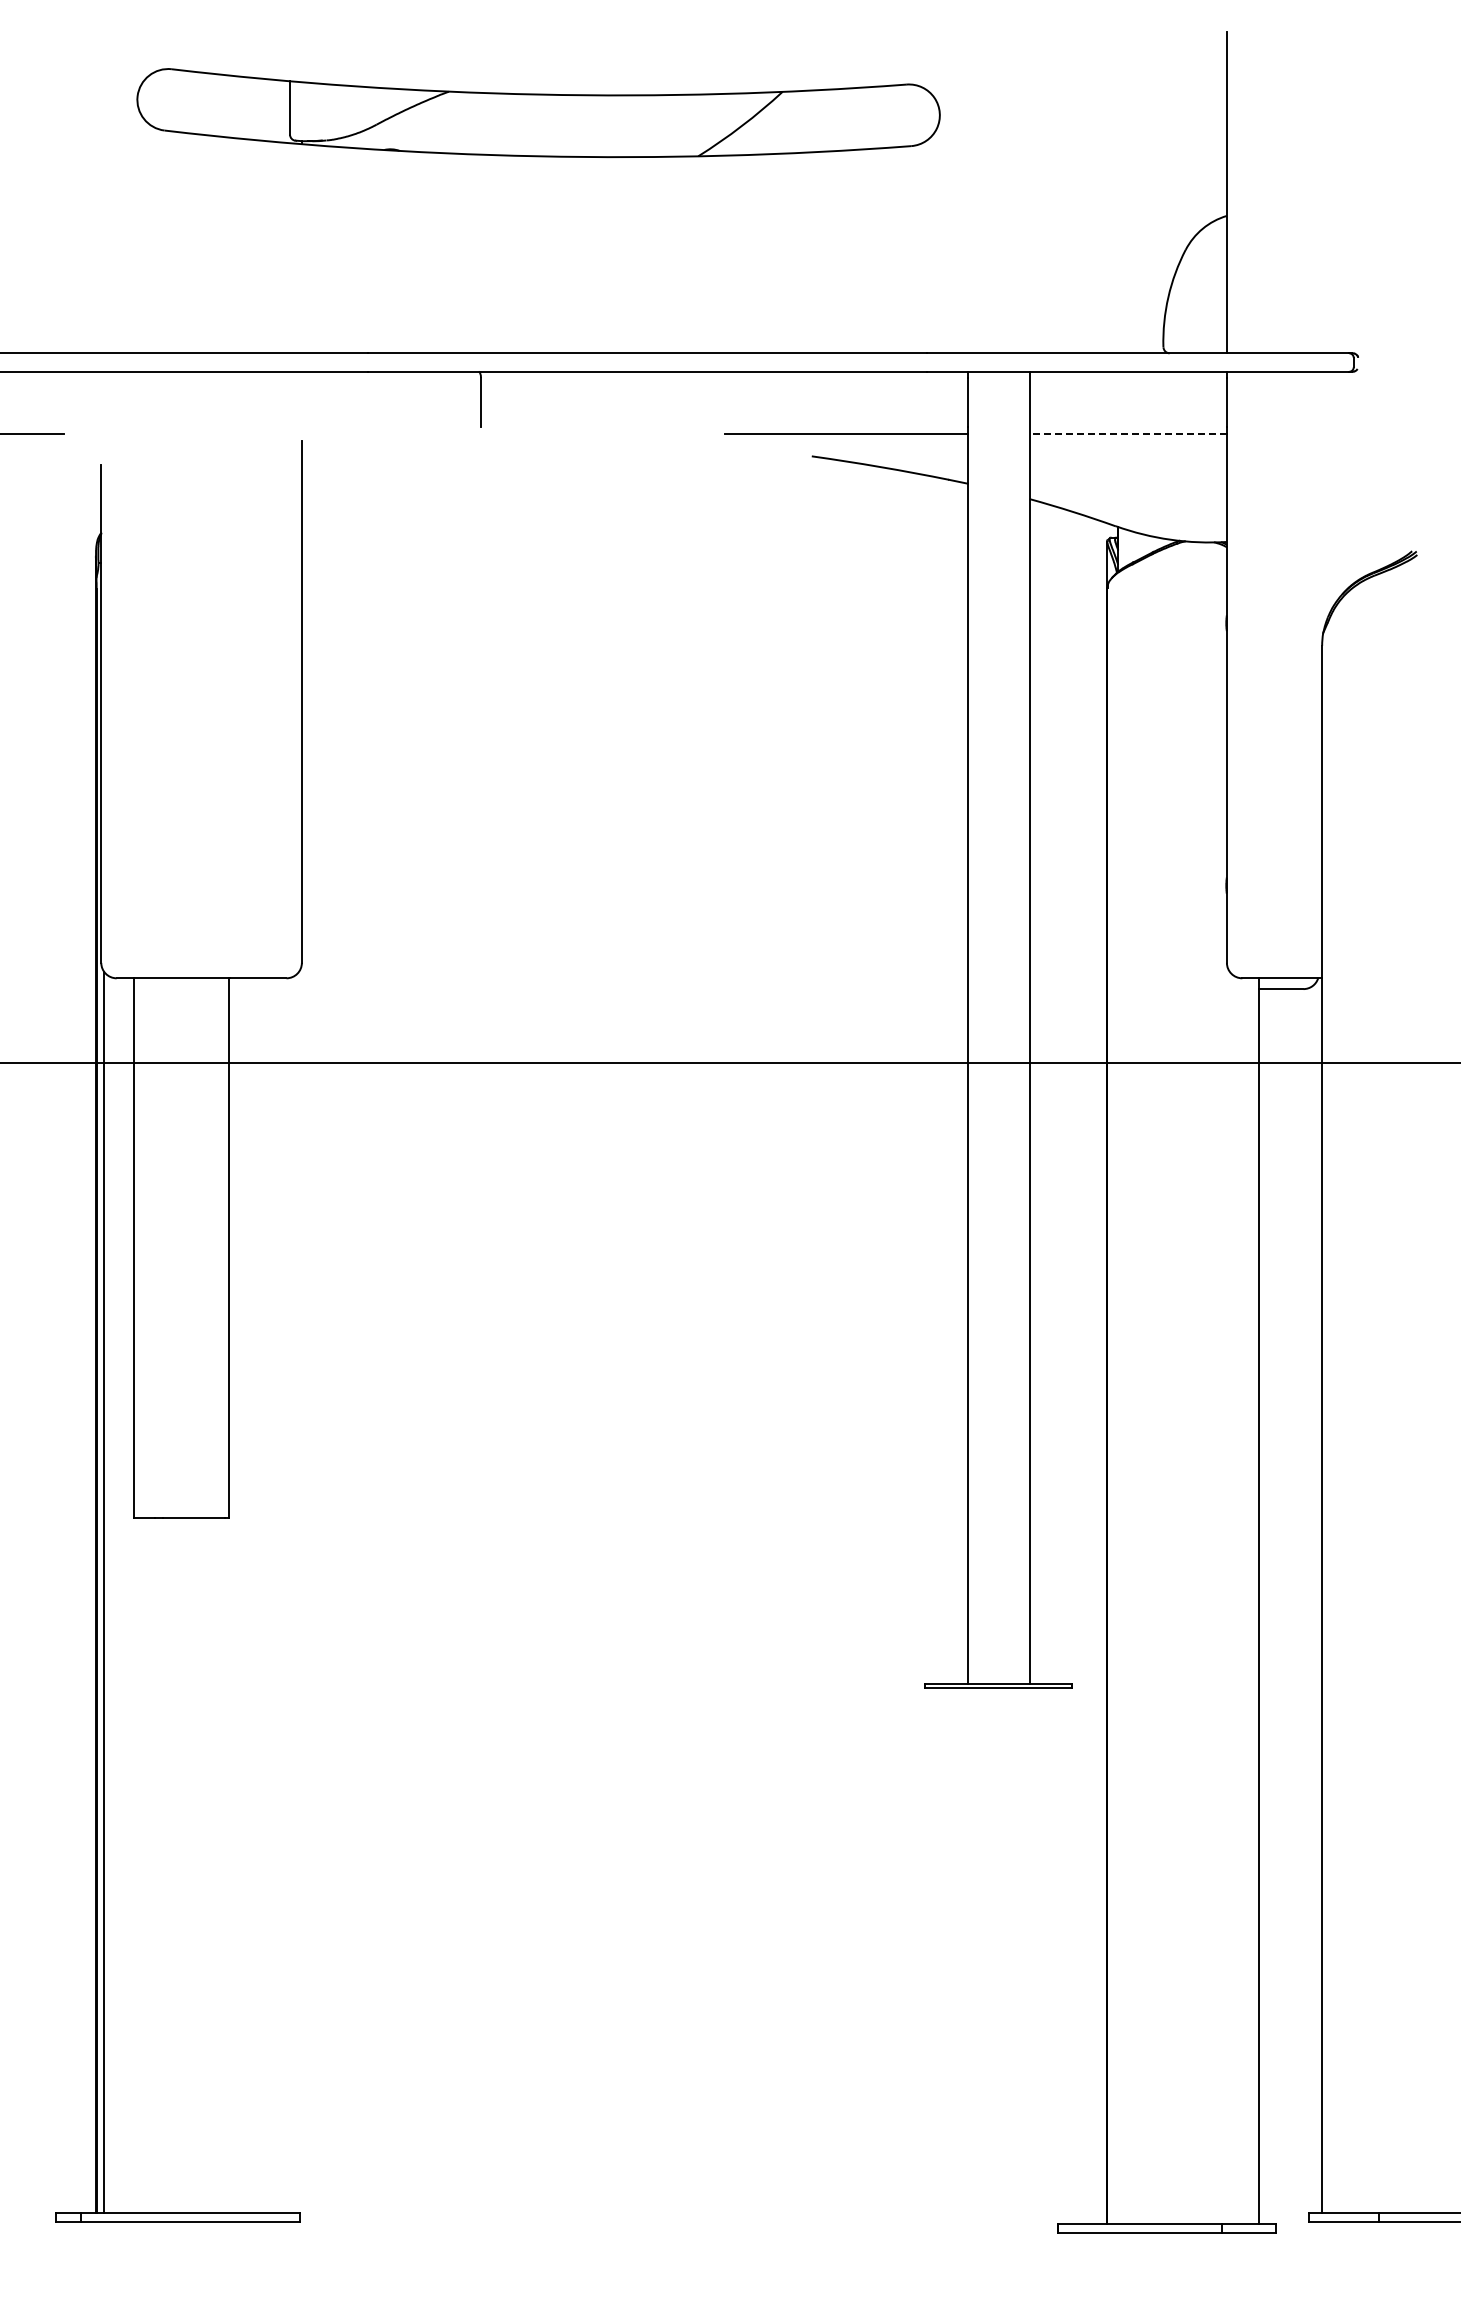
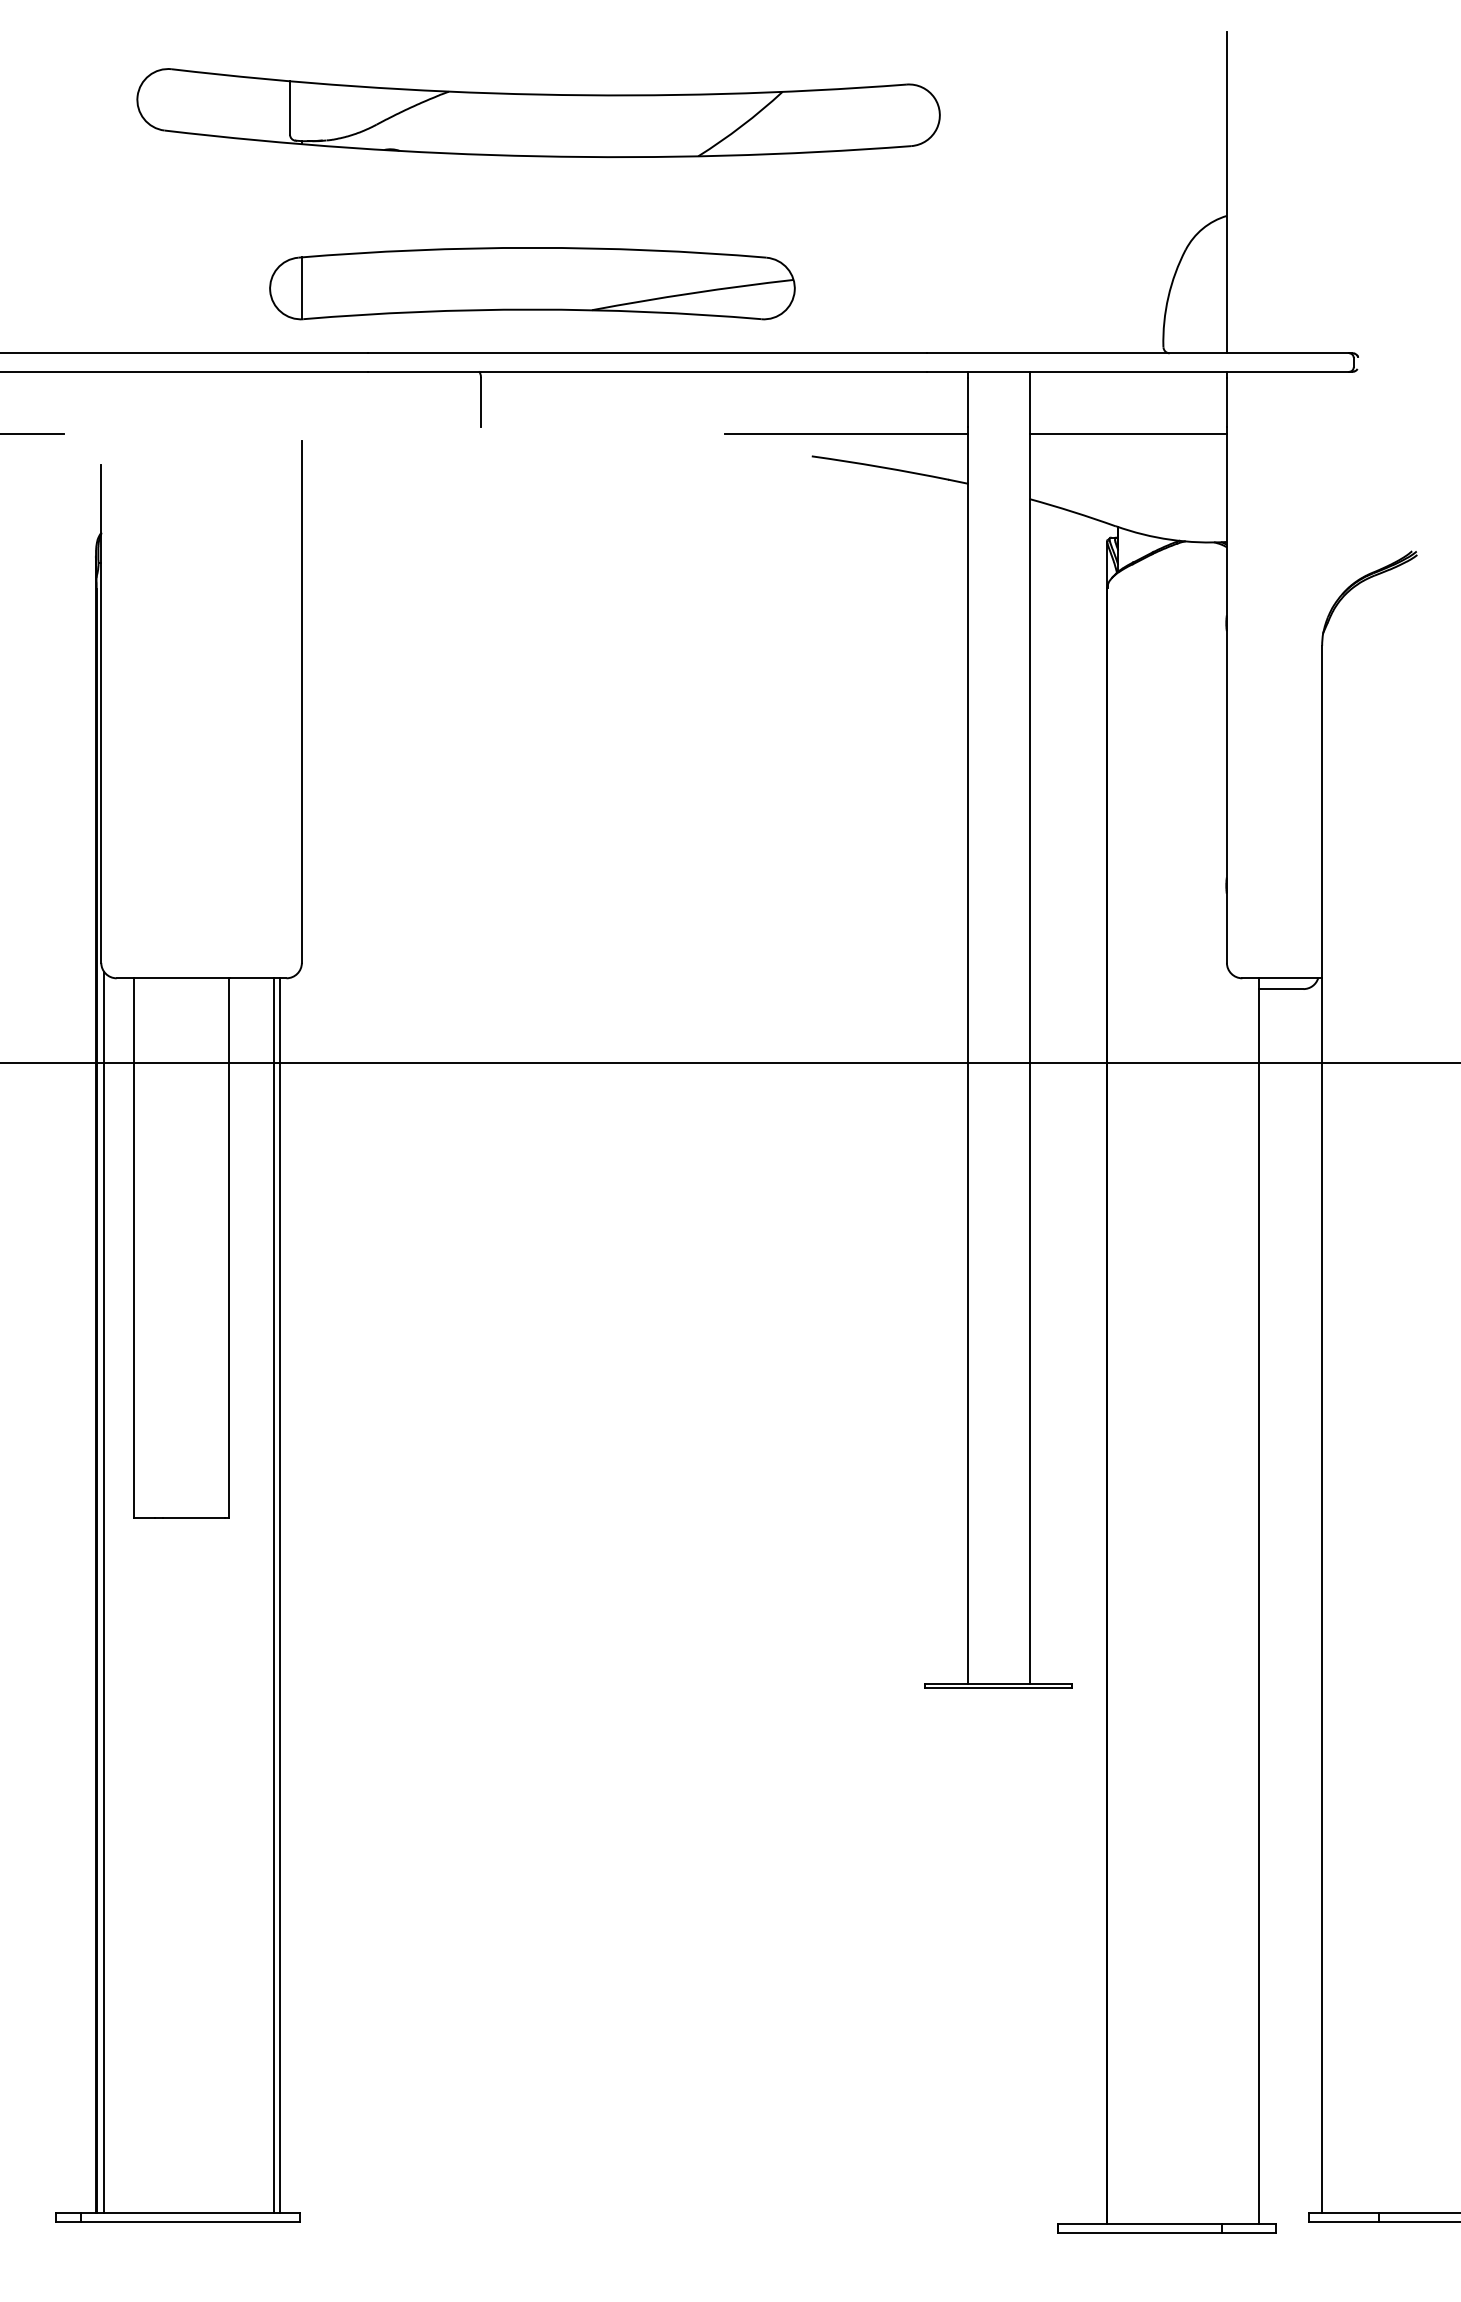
part: none -> present (532, 283)
line: dashed -> solid (1128, 433)
line: none -> present (273, 1595)
line: none -> present (280, 1595)
